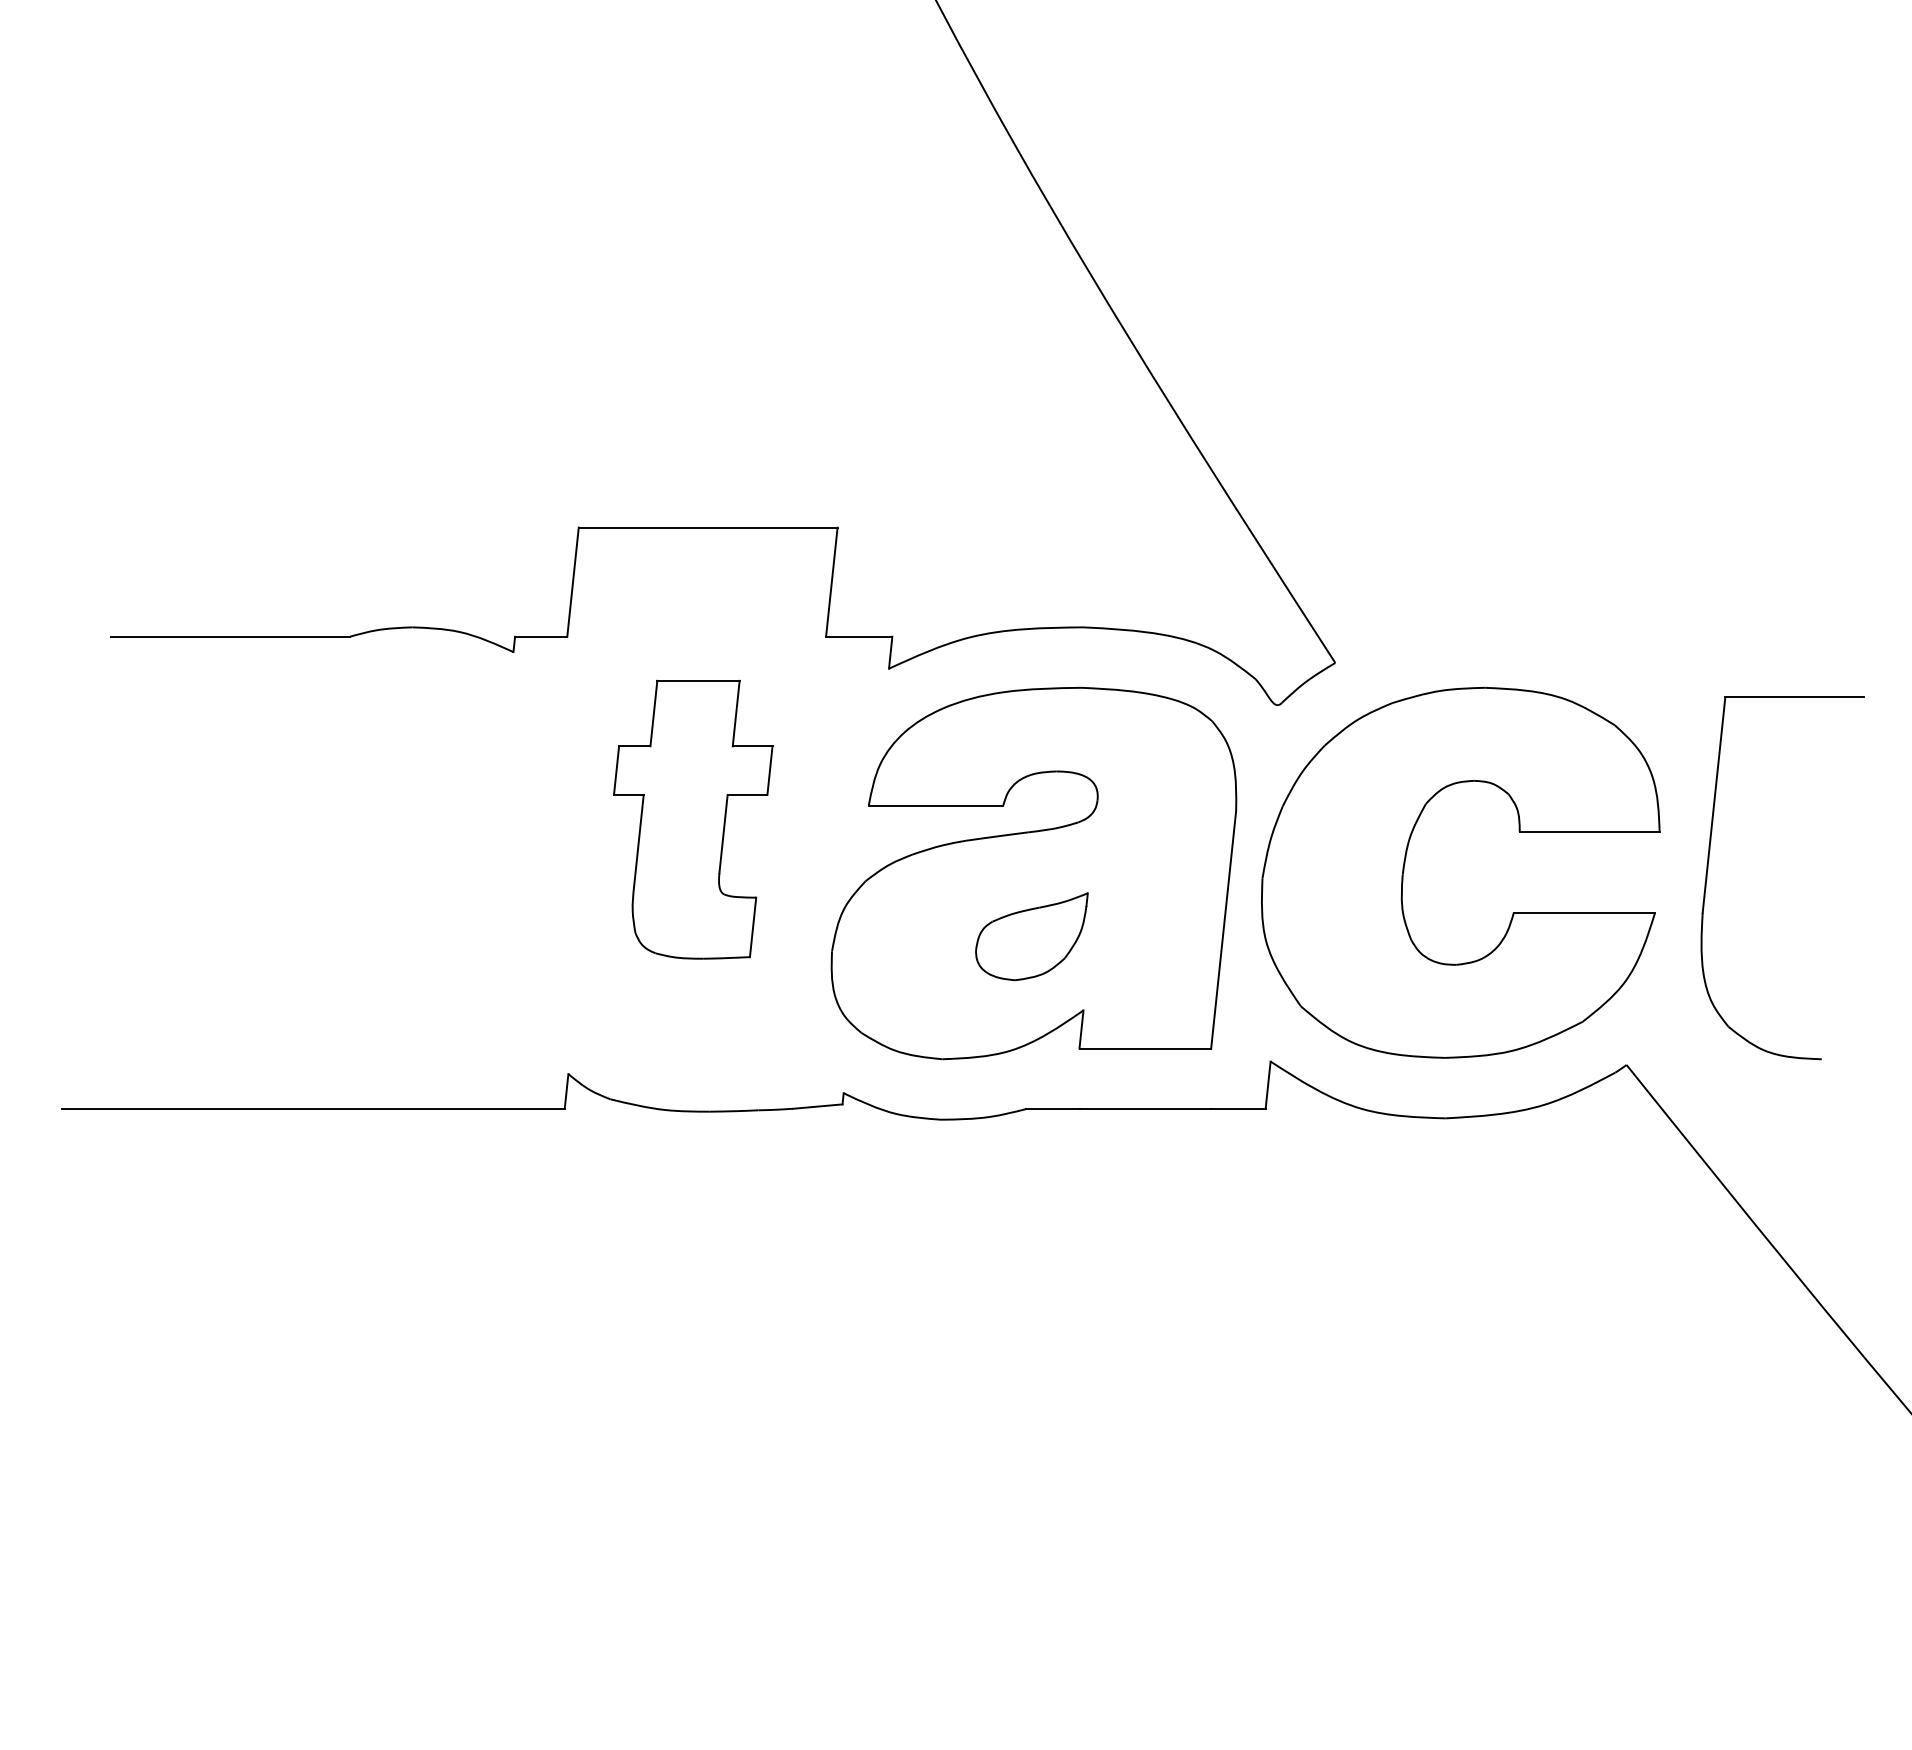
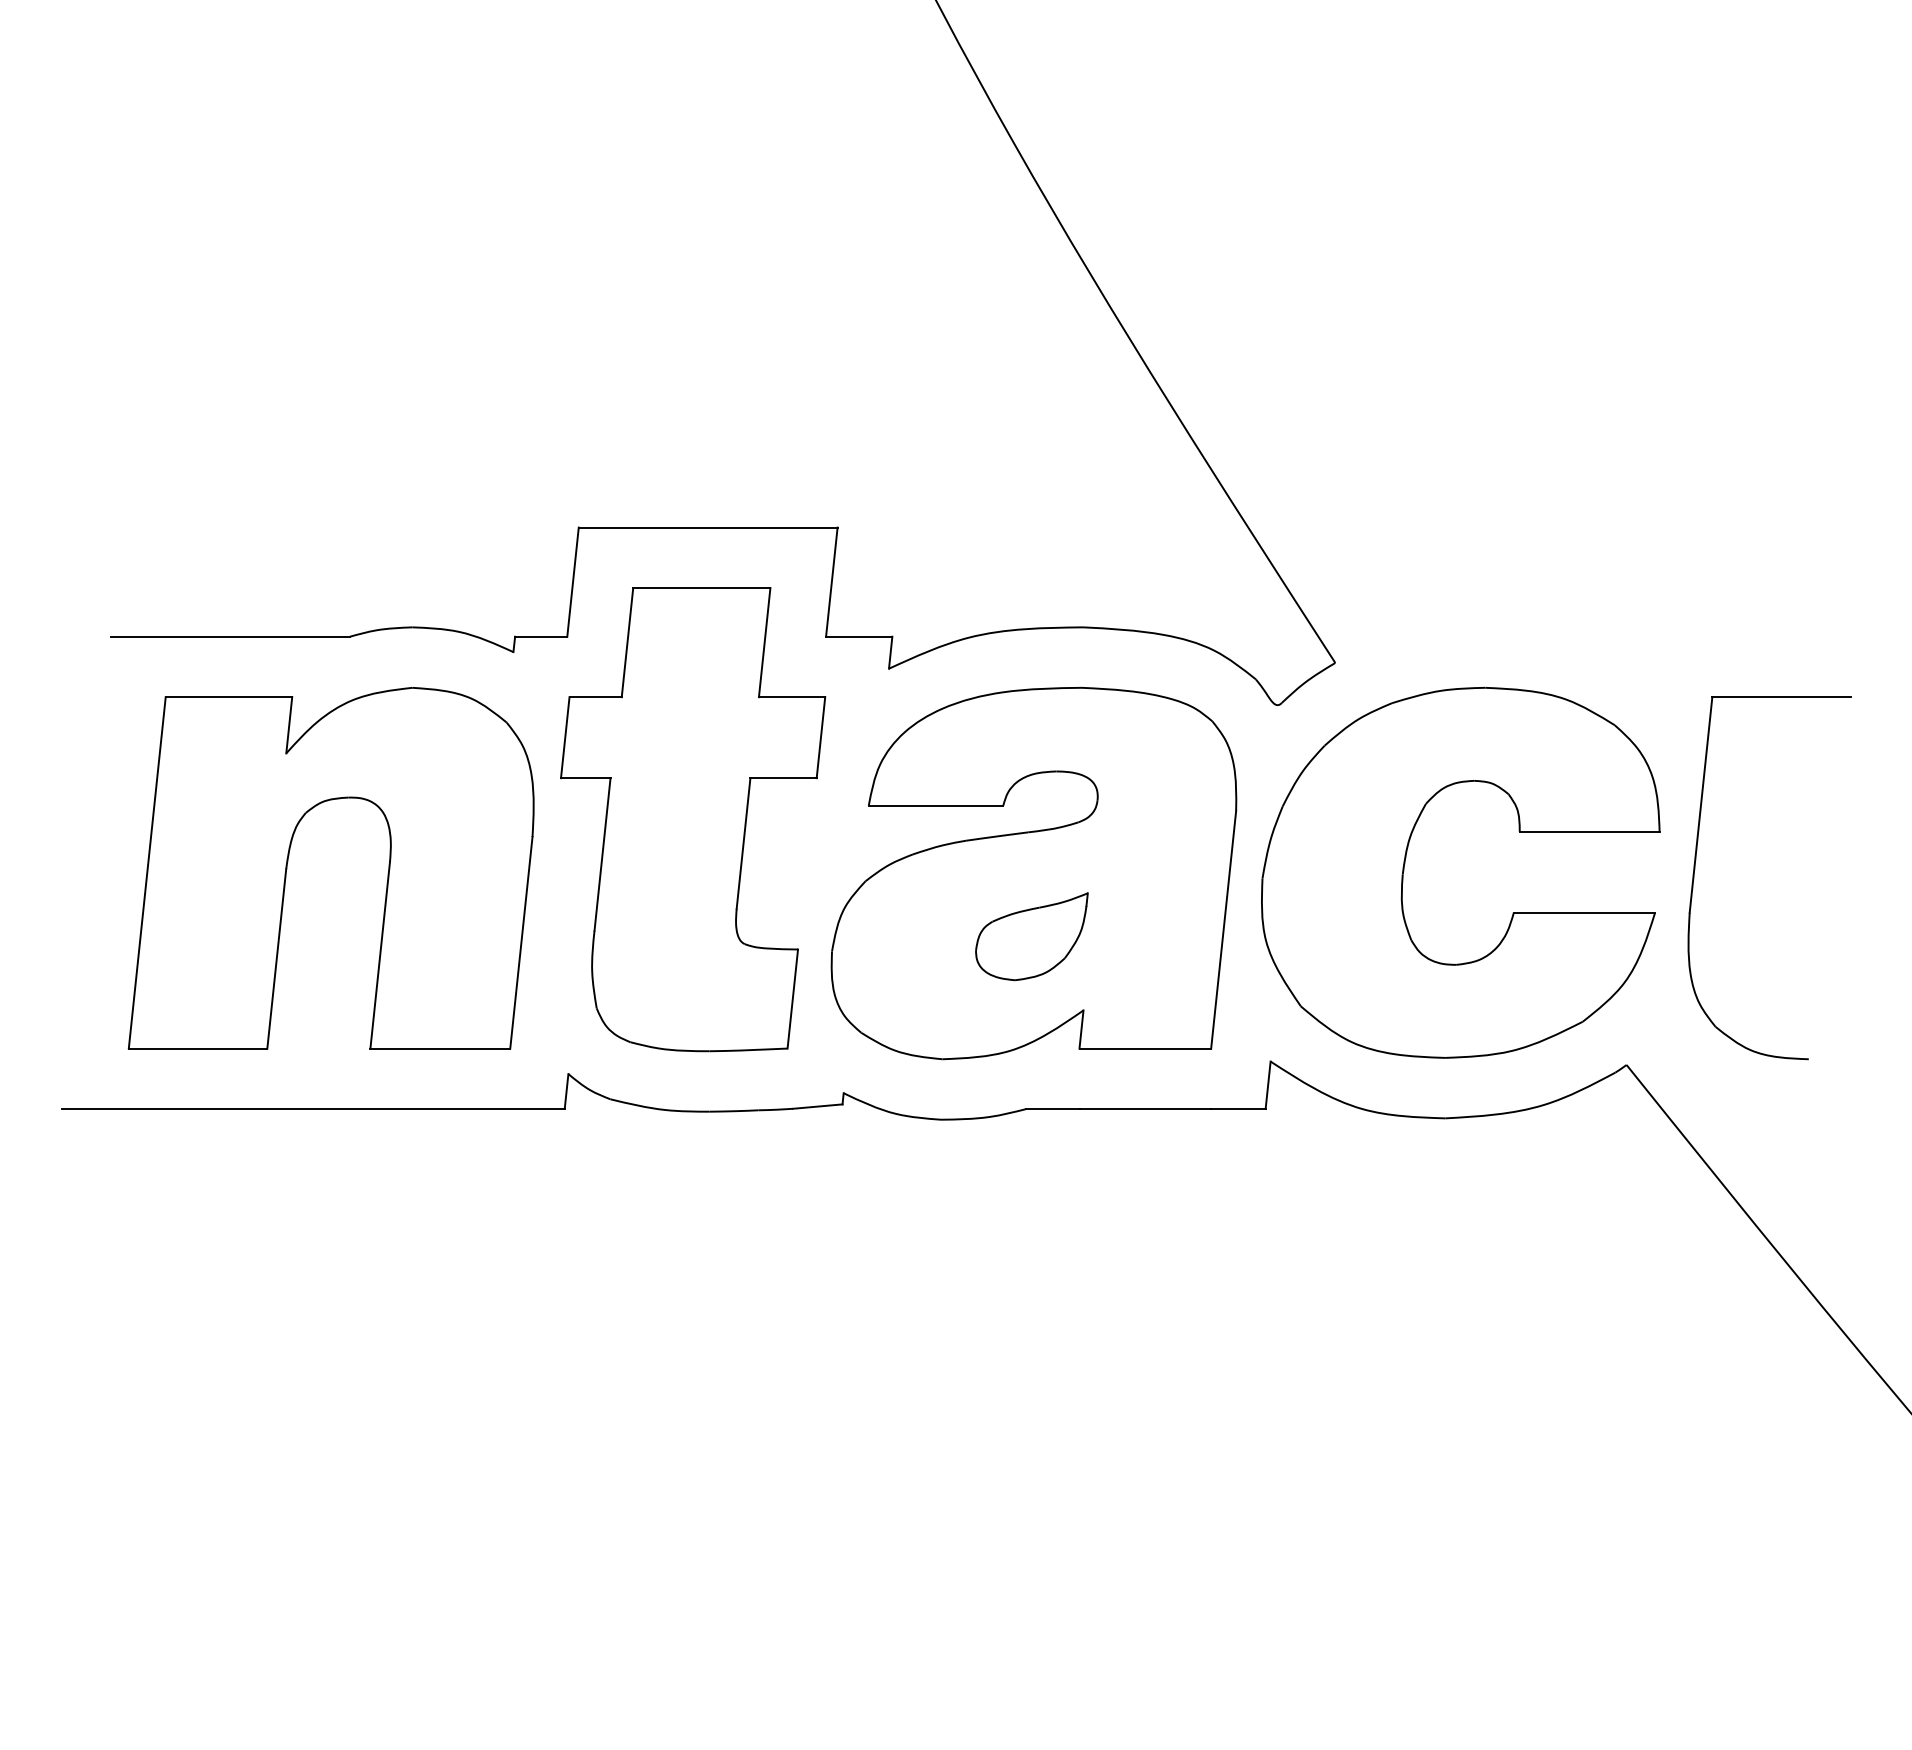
part size: 161x281 px -> 267x466 px (693, 819)
part: none -> present (288, 862)
part position: (1708, 869) -> (1695, 869) (1695, 869)
